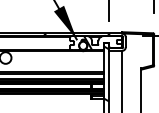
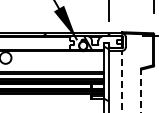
line: solid -> dashed (122, 81)
line: solid -> dashed (141, 90)
